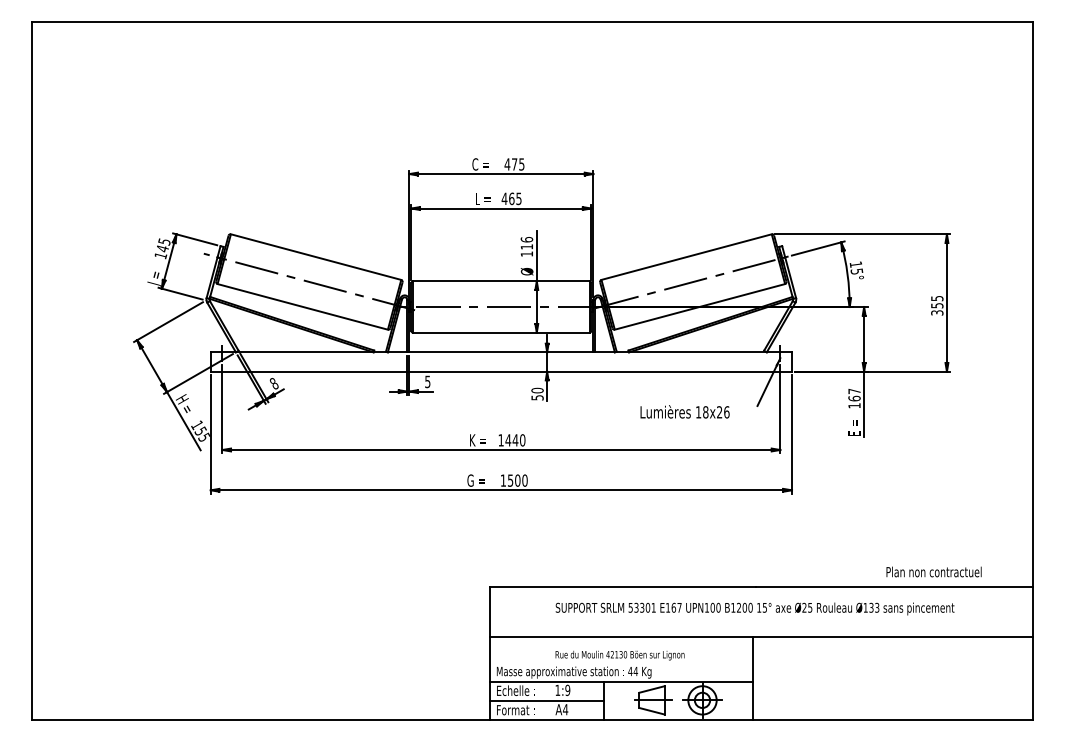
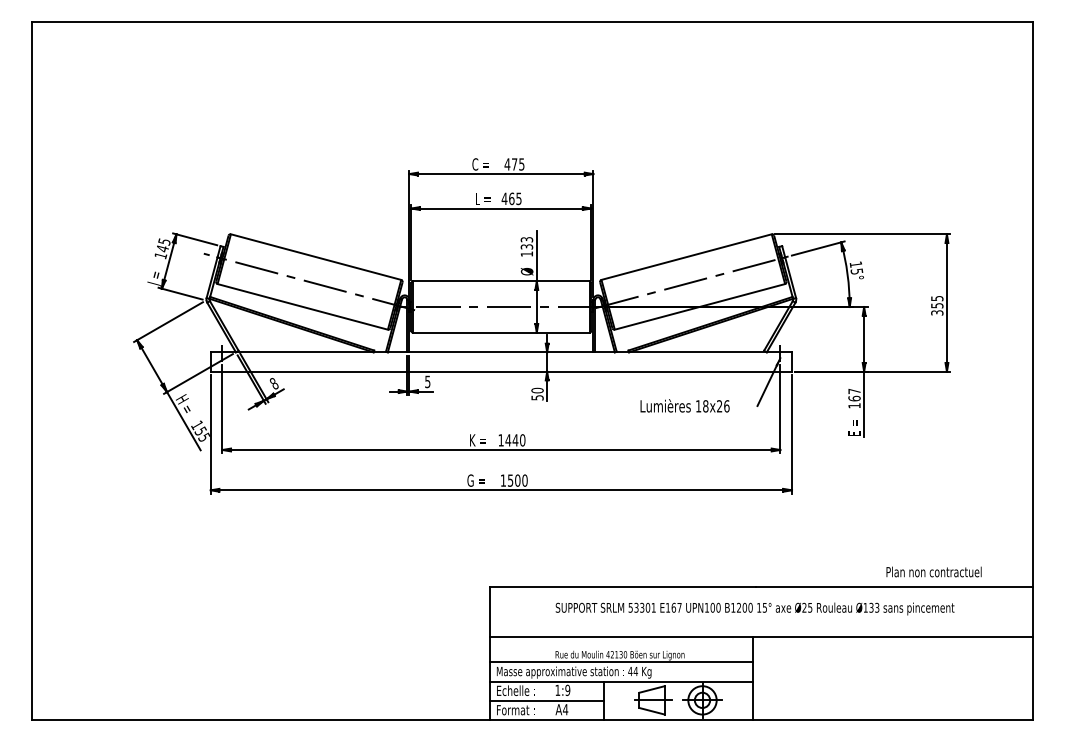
text: 116 -> 133 (526, 243)
text position: (684, 411) -> (684, 405) (684, 405)
line: none -> present (621, 662)
